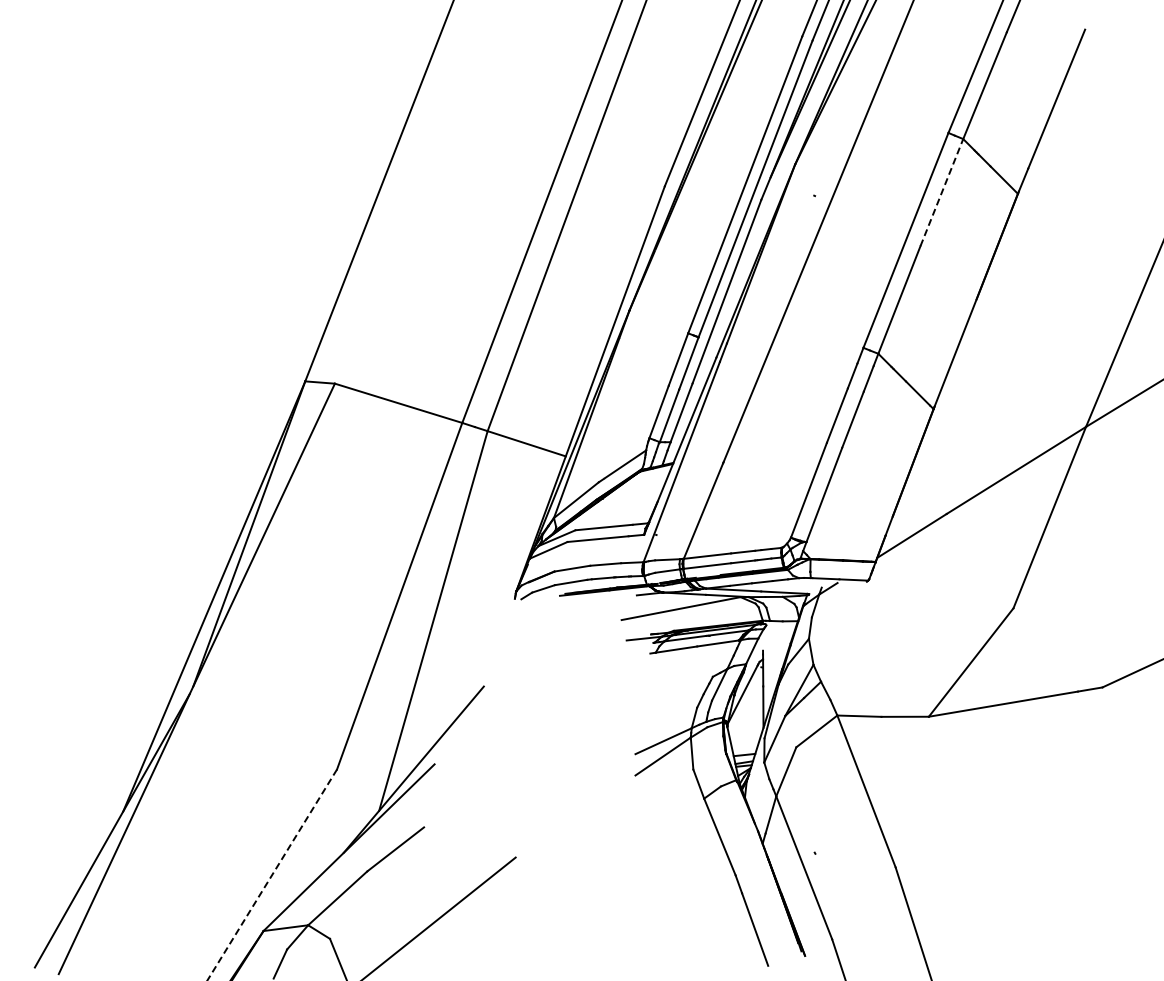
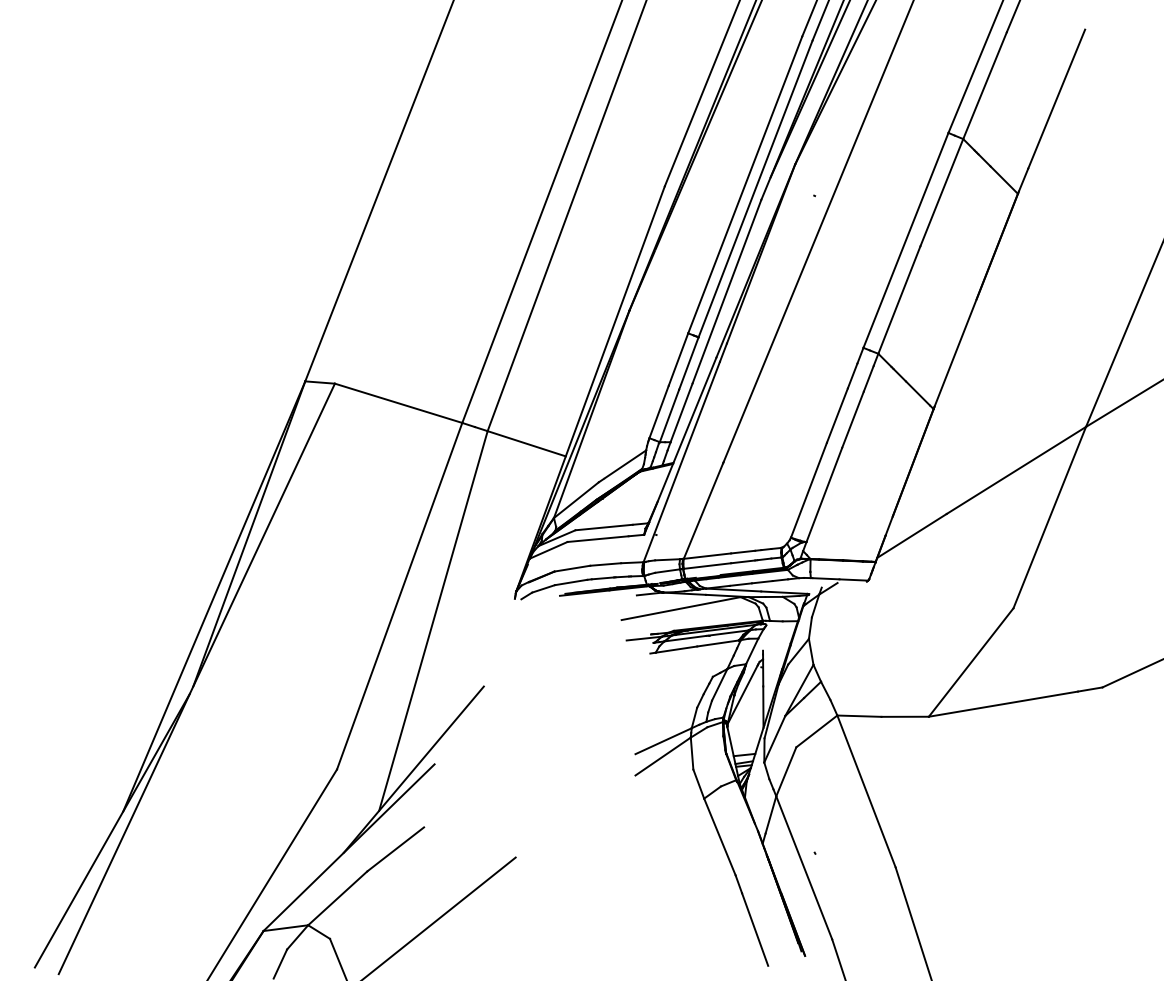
line: dashed -> solid (941, 192)
line: dashed -> solid (272, 875)
